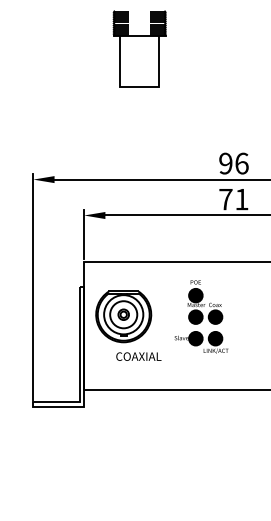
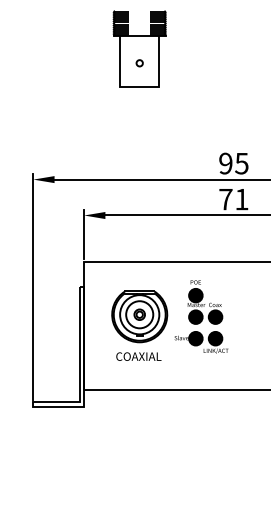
circle: none -> present (139, 63)
text: 96 -> 95 (241, 163)
part position: (123, 316) -> (139, 316) (139, 316)
